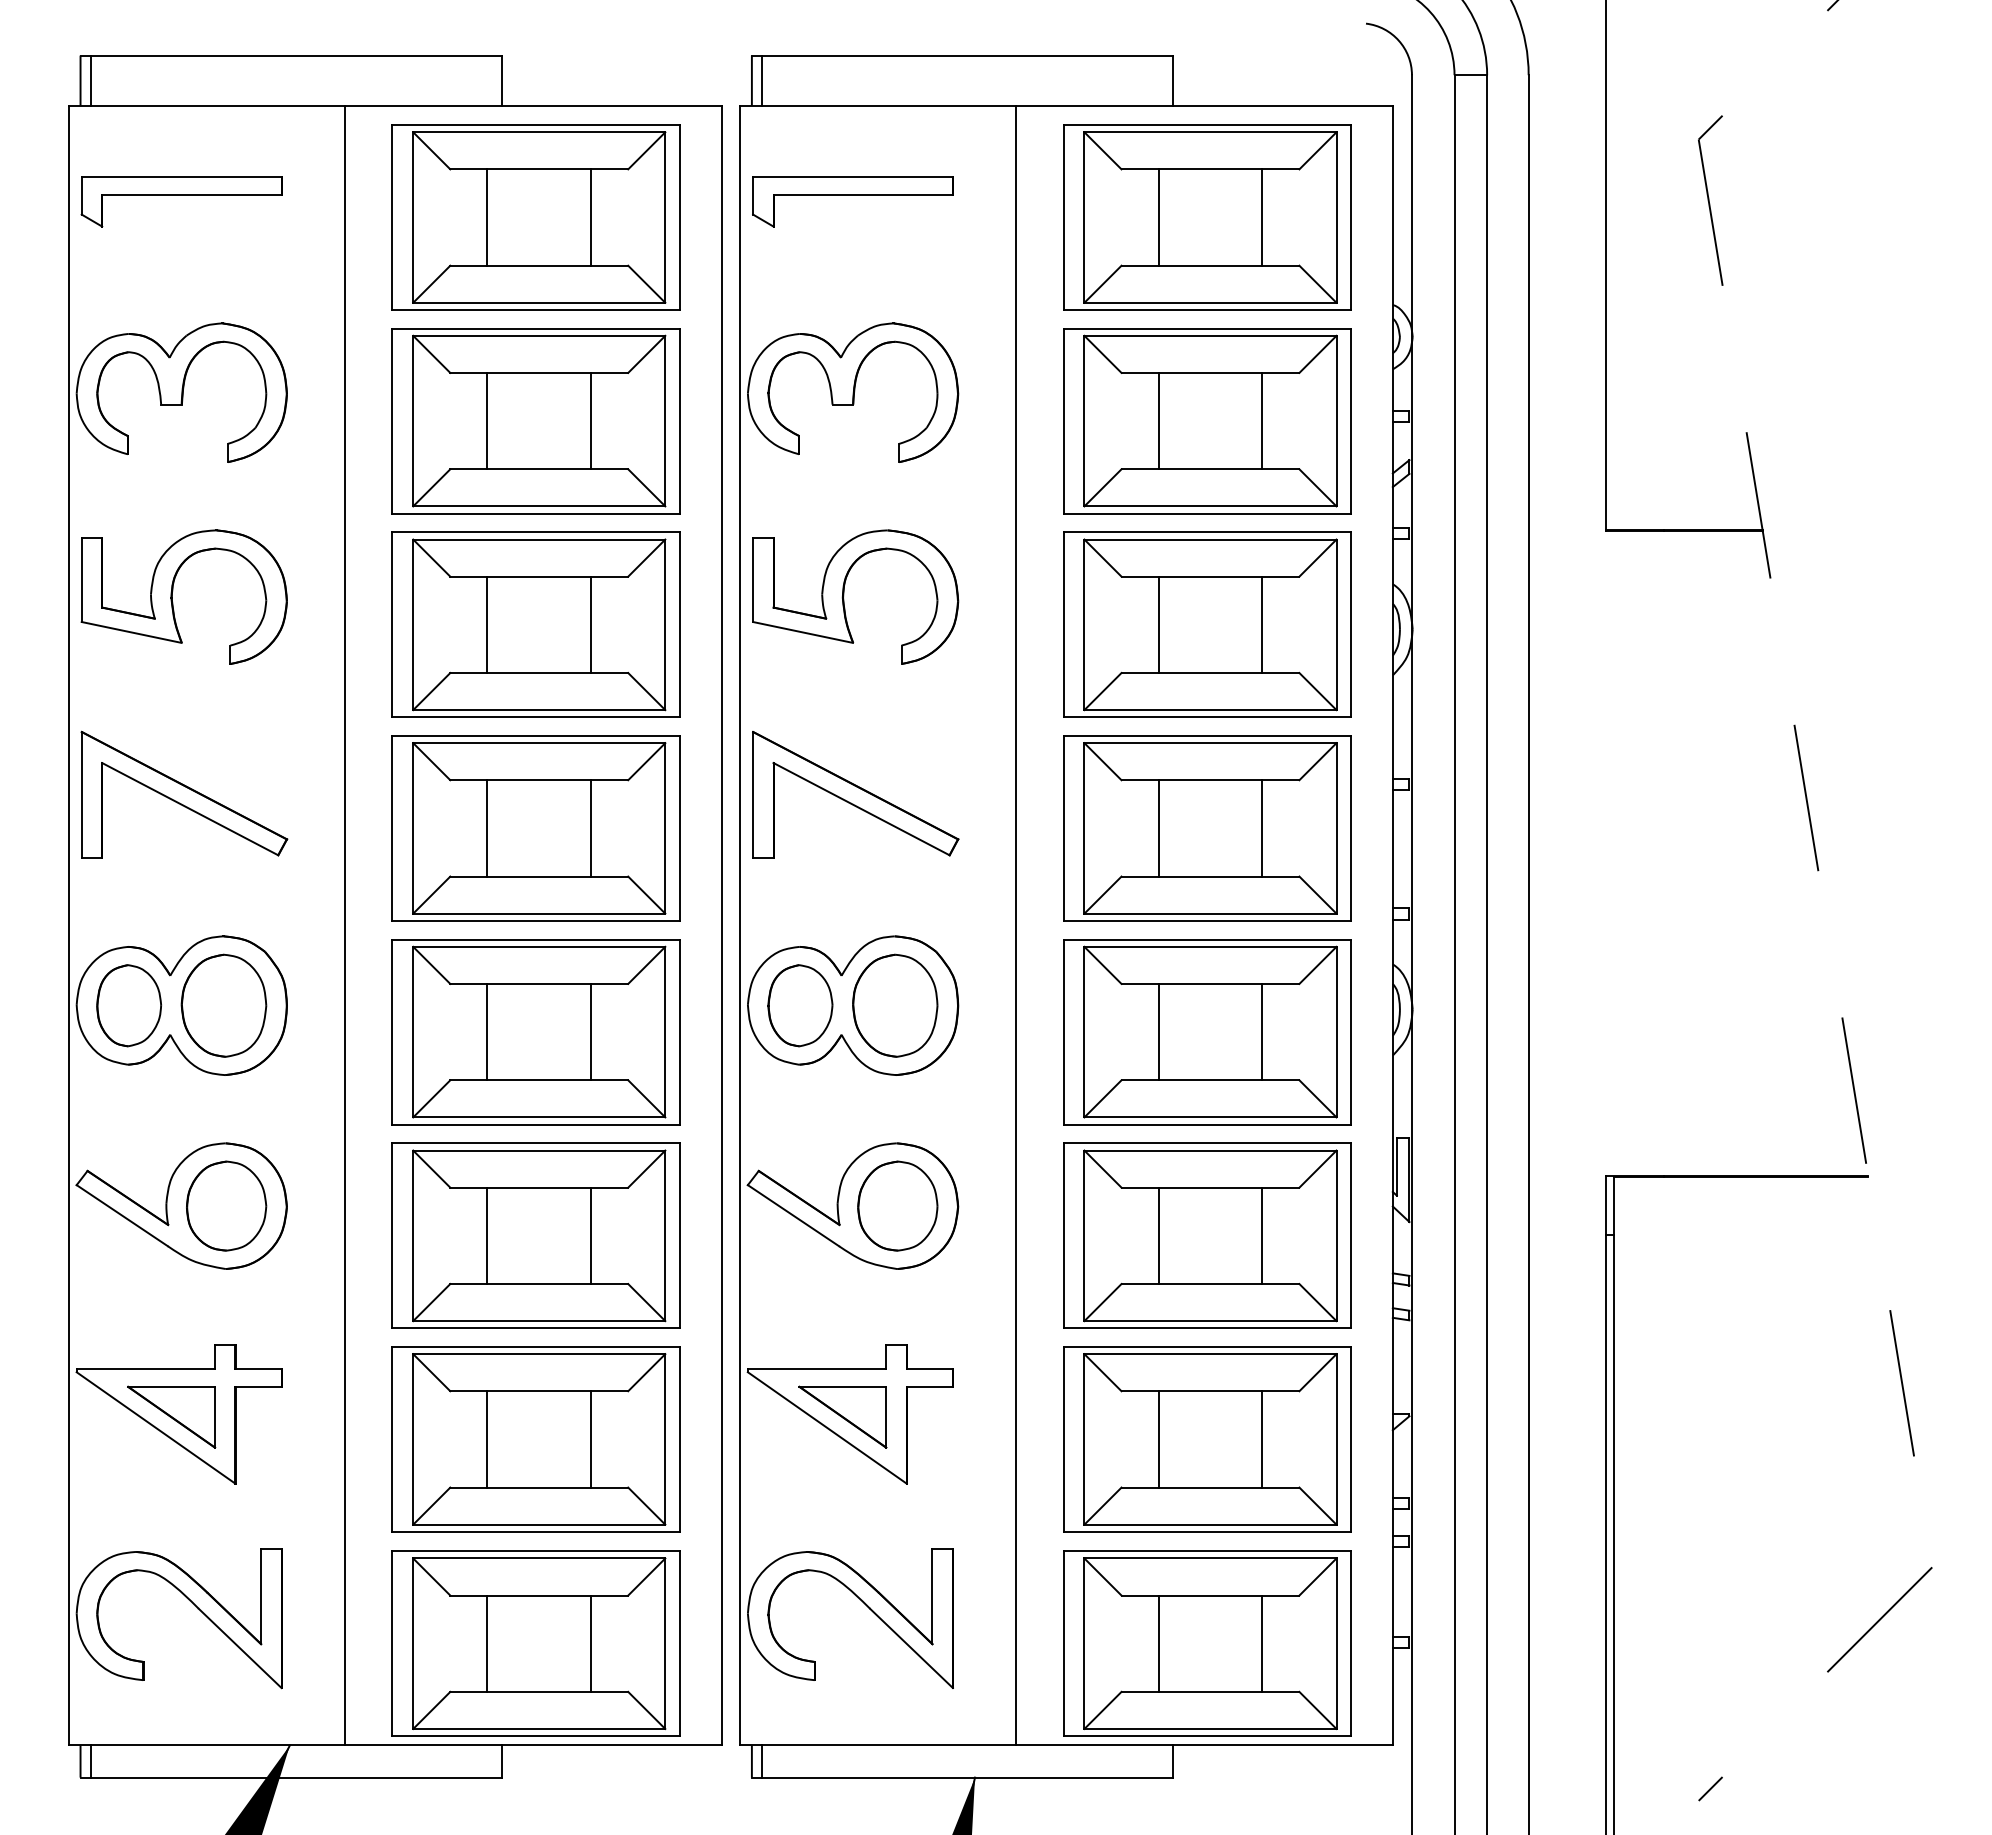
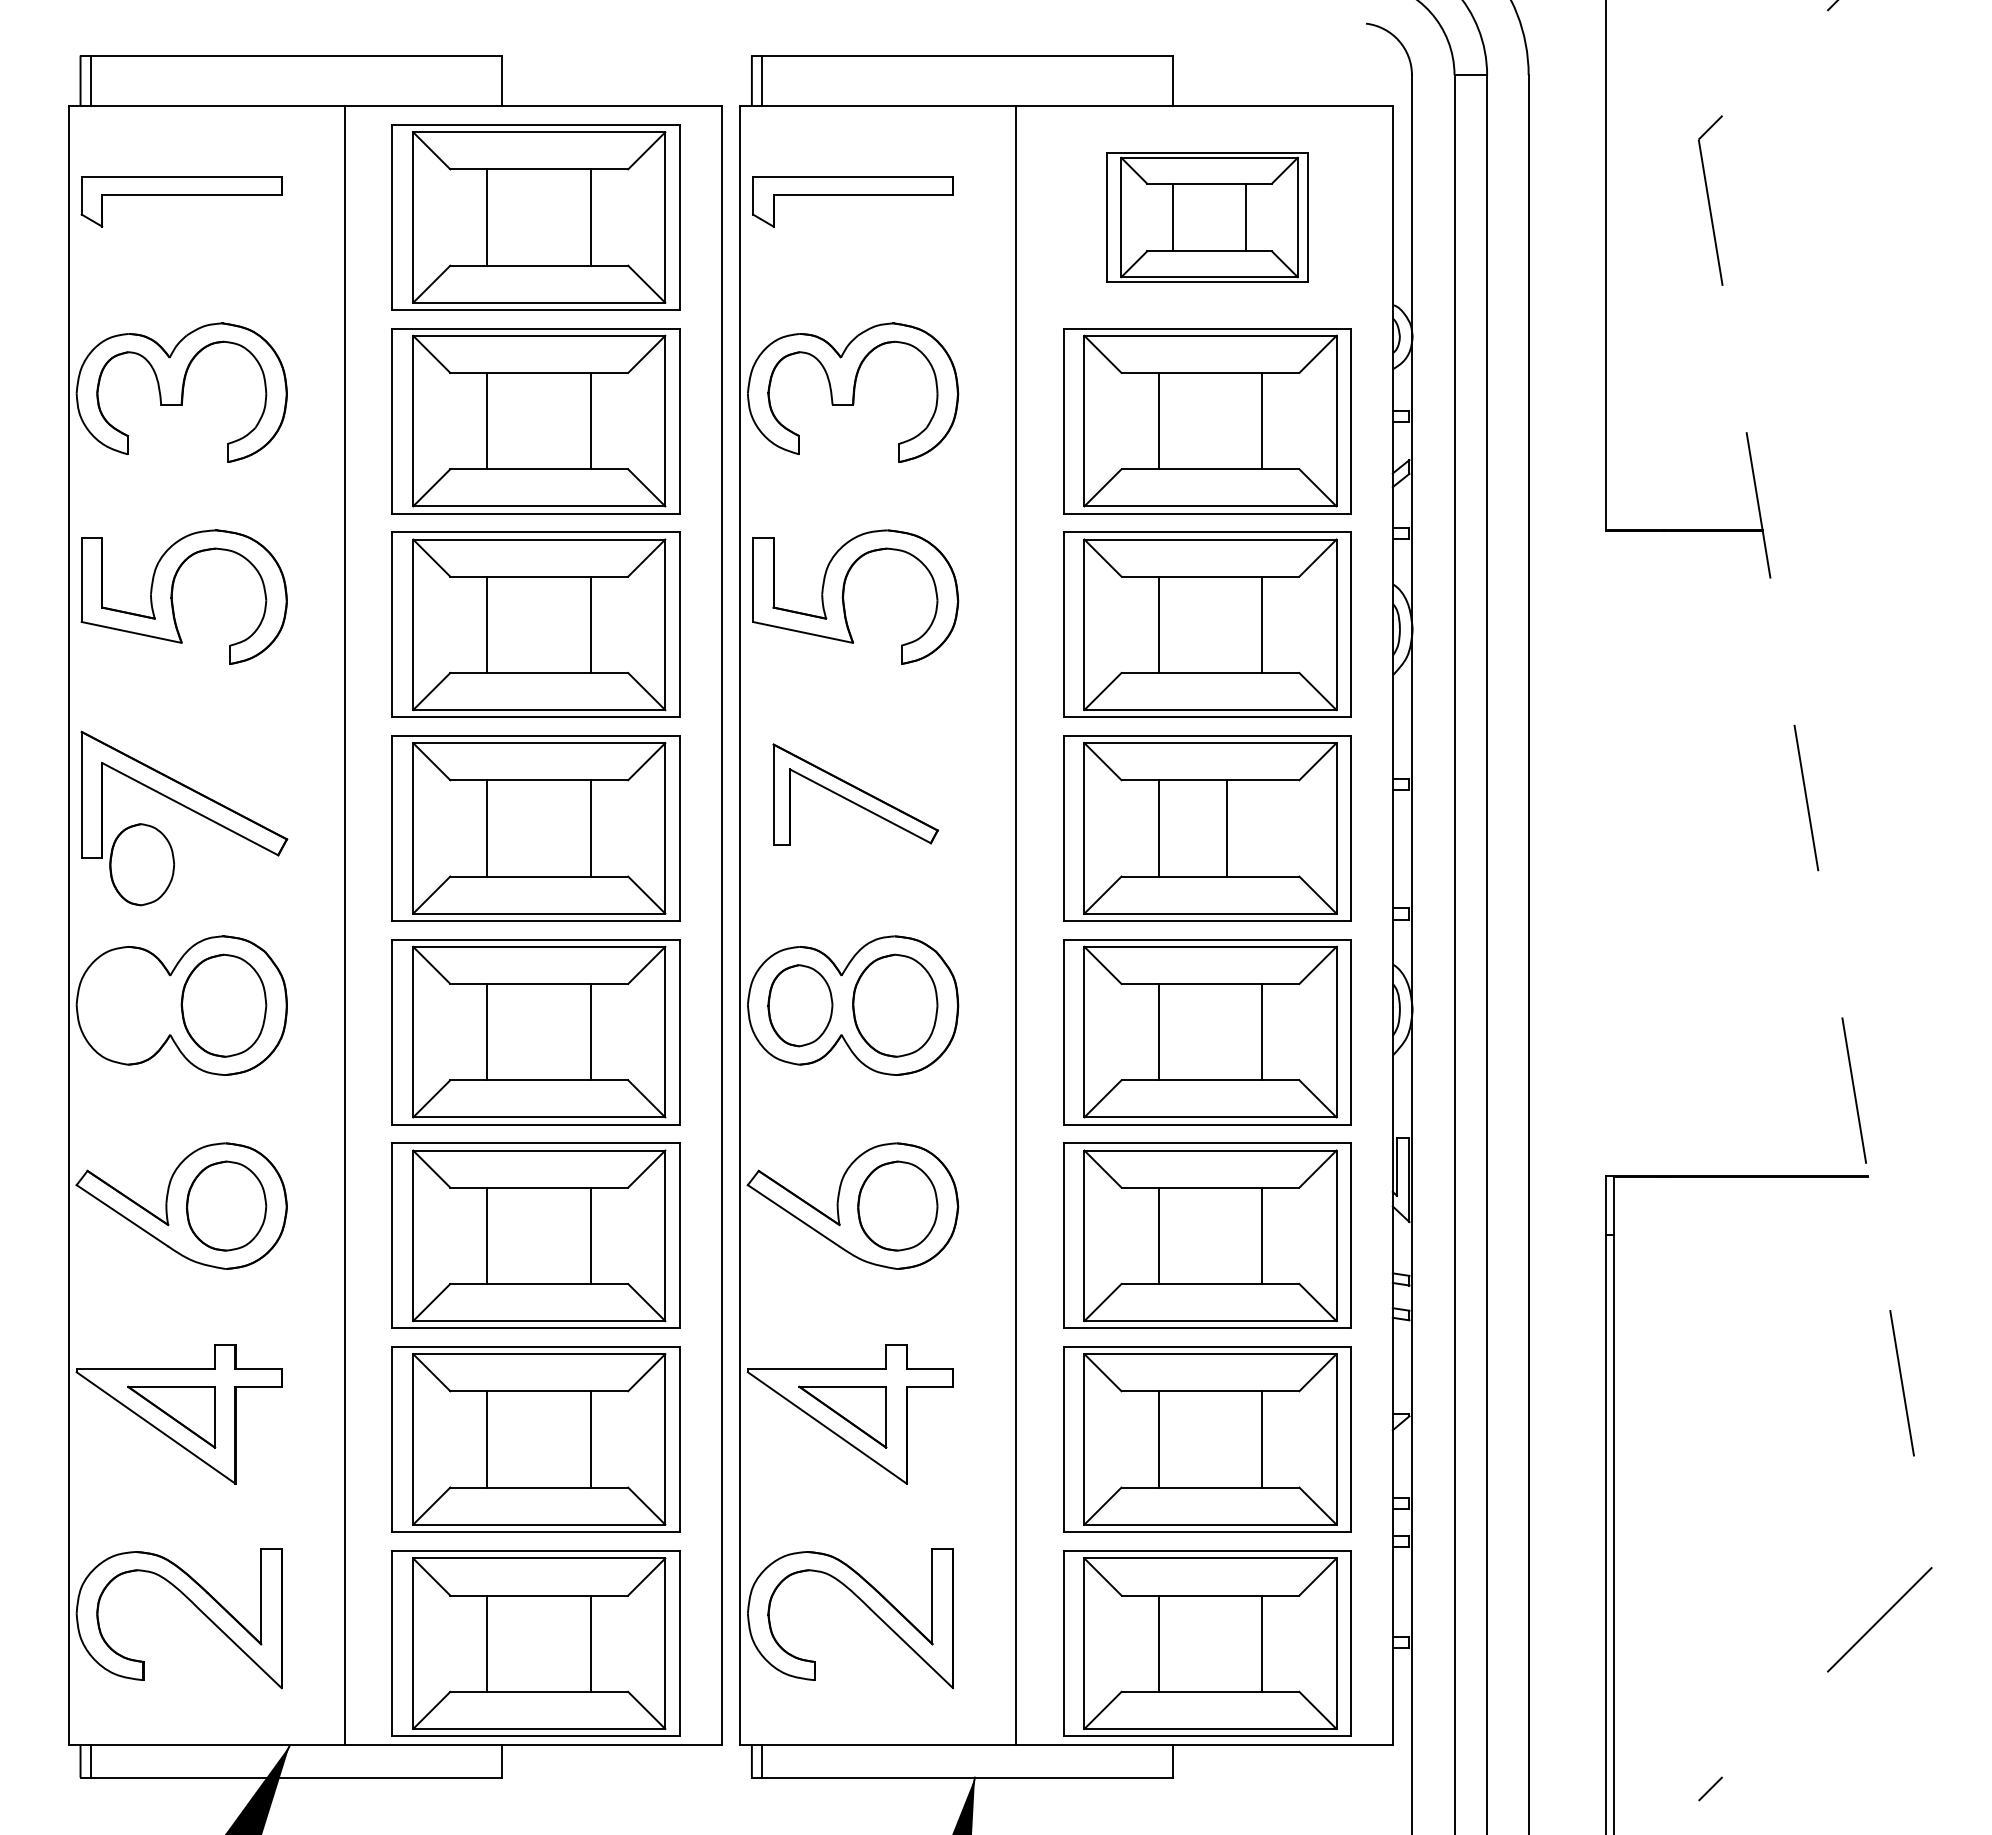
part size: 289x187 px -> 203x131 px (1207, 217)
part size: 208x128 px -> 167x103 px (855, 794)
line position: (1262, 828) -> (1227, 828) (1227, 828)
part position: (128, 1005) -> (141, 864) (141, 864)
